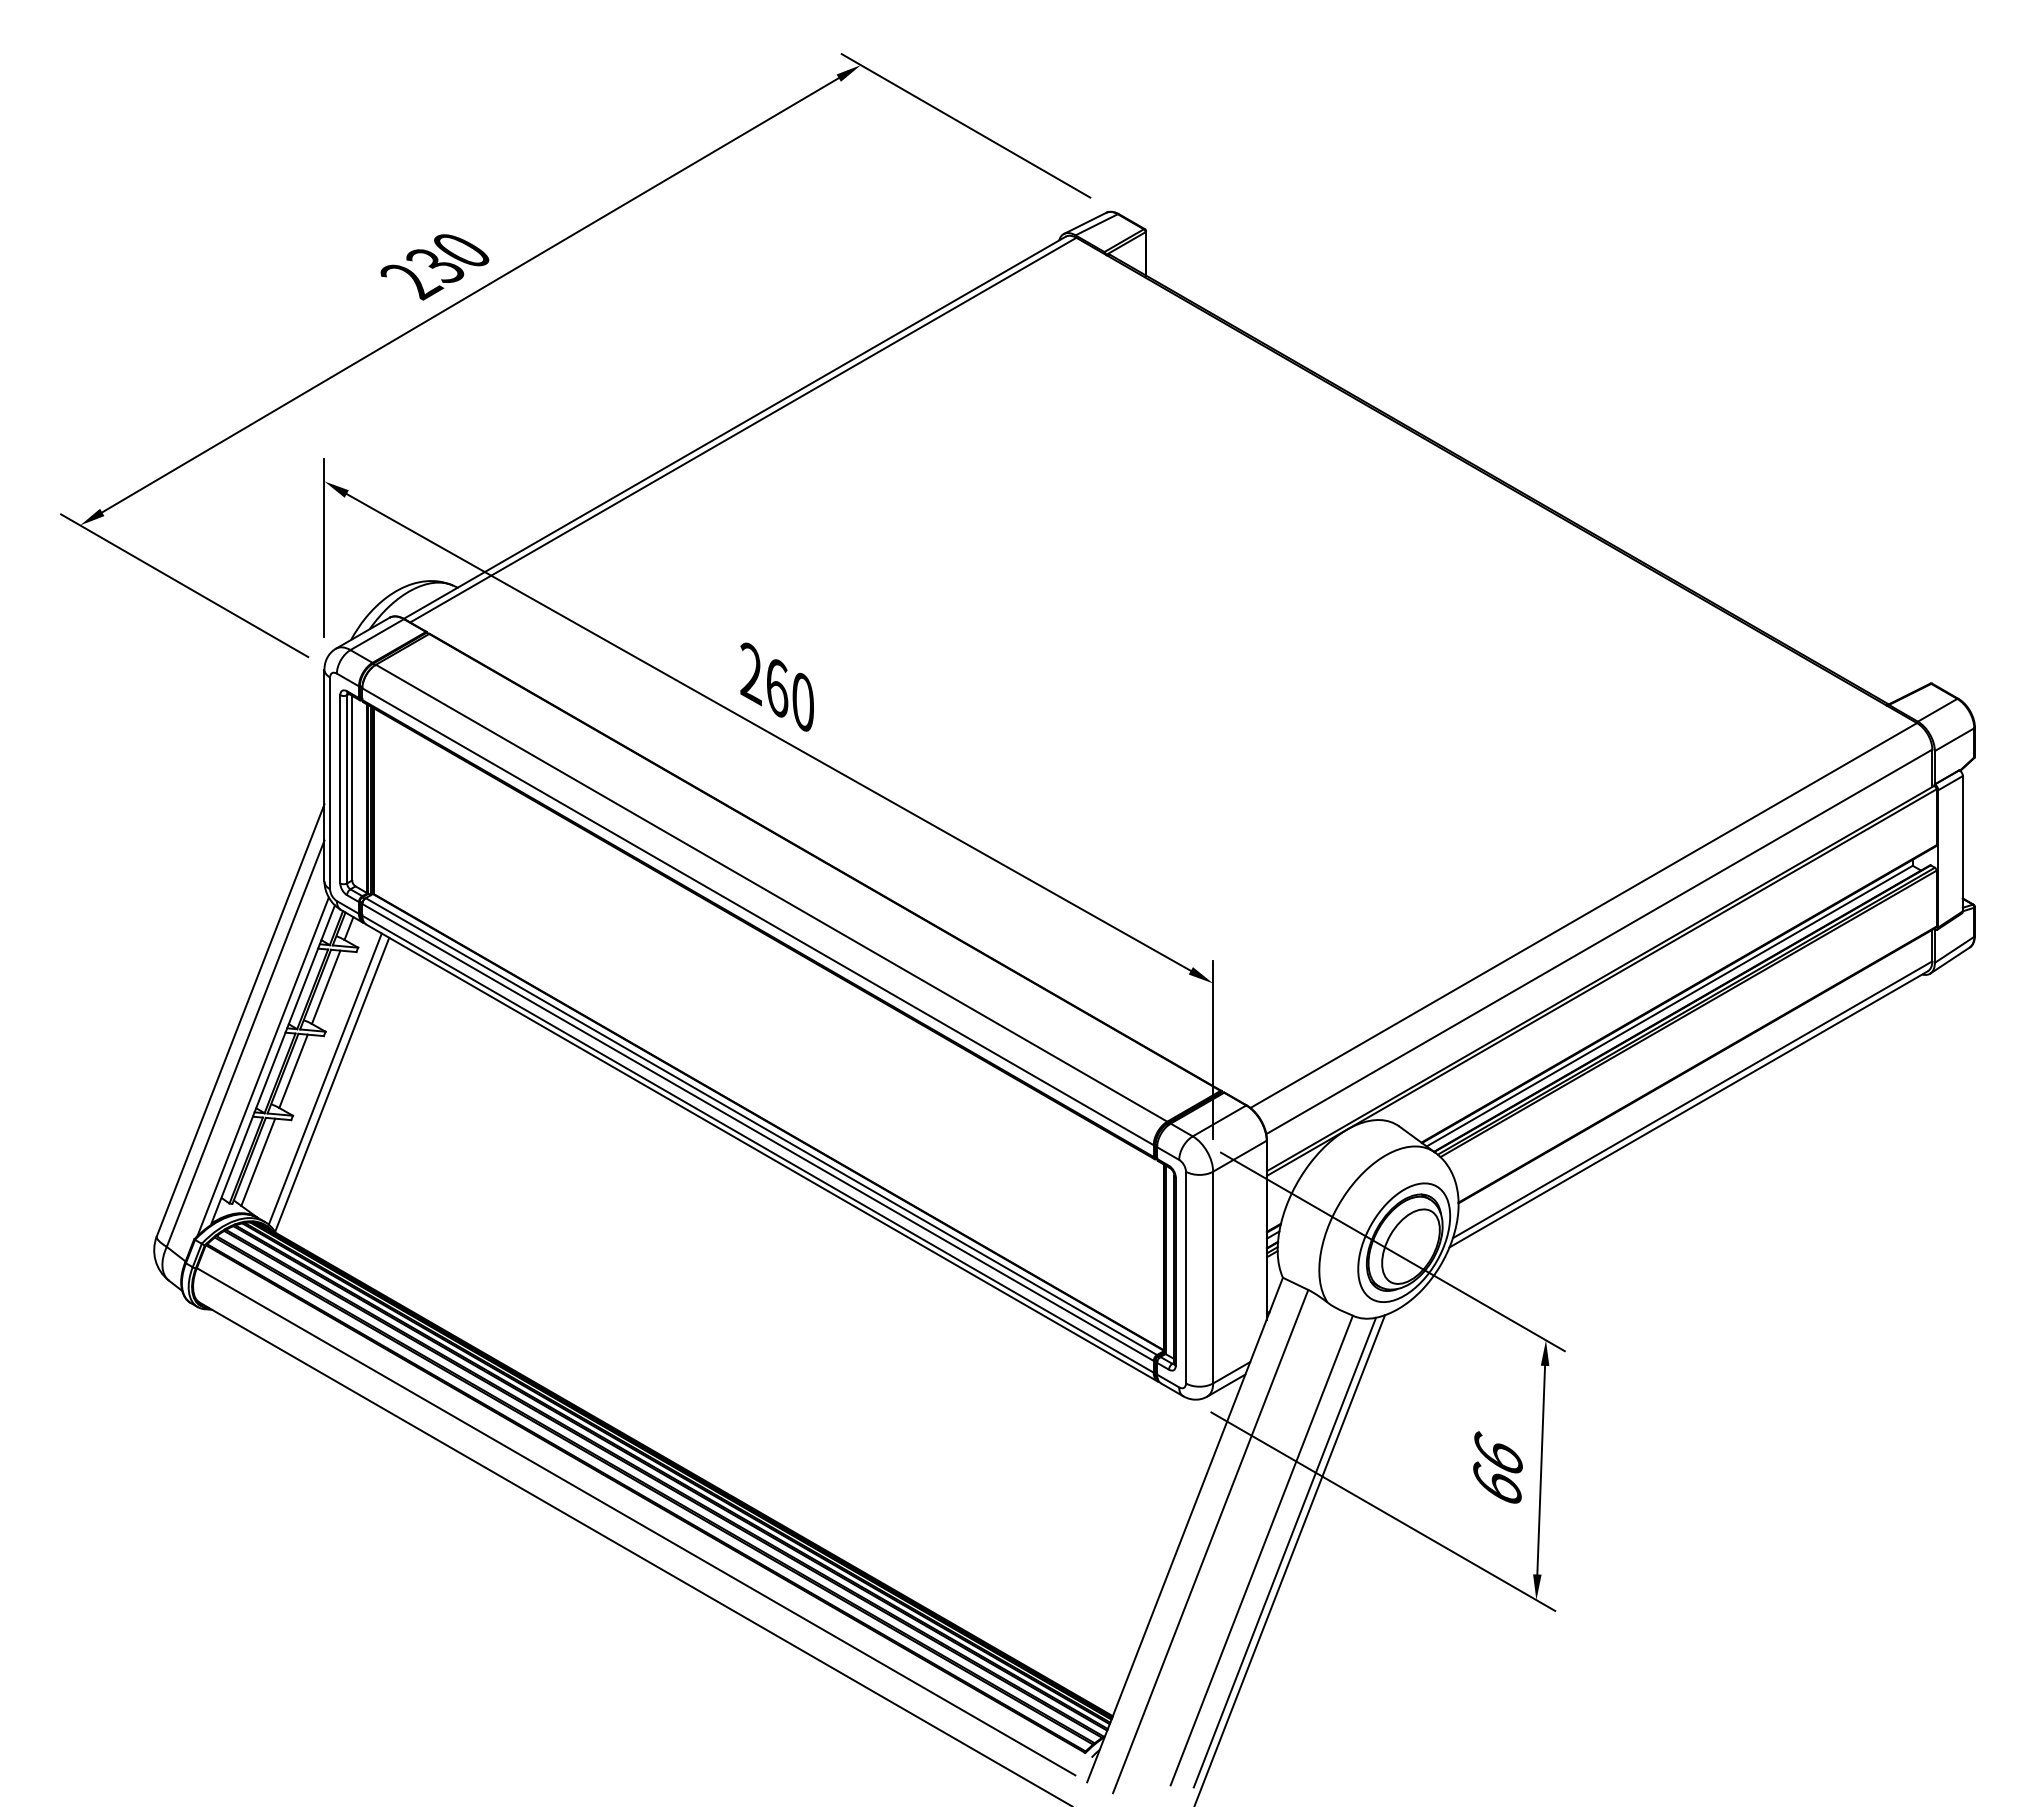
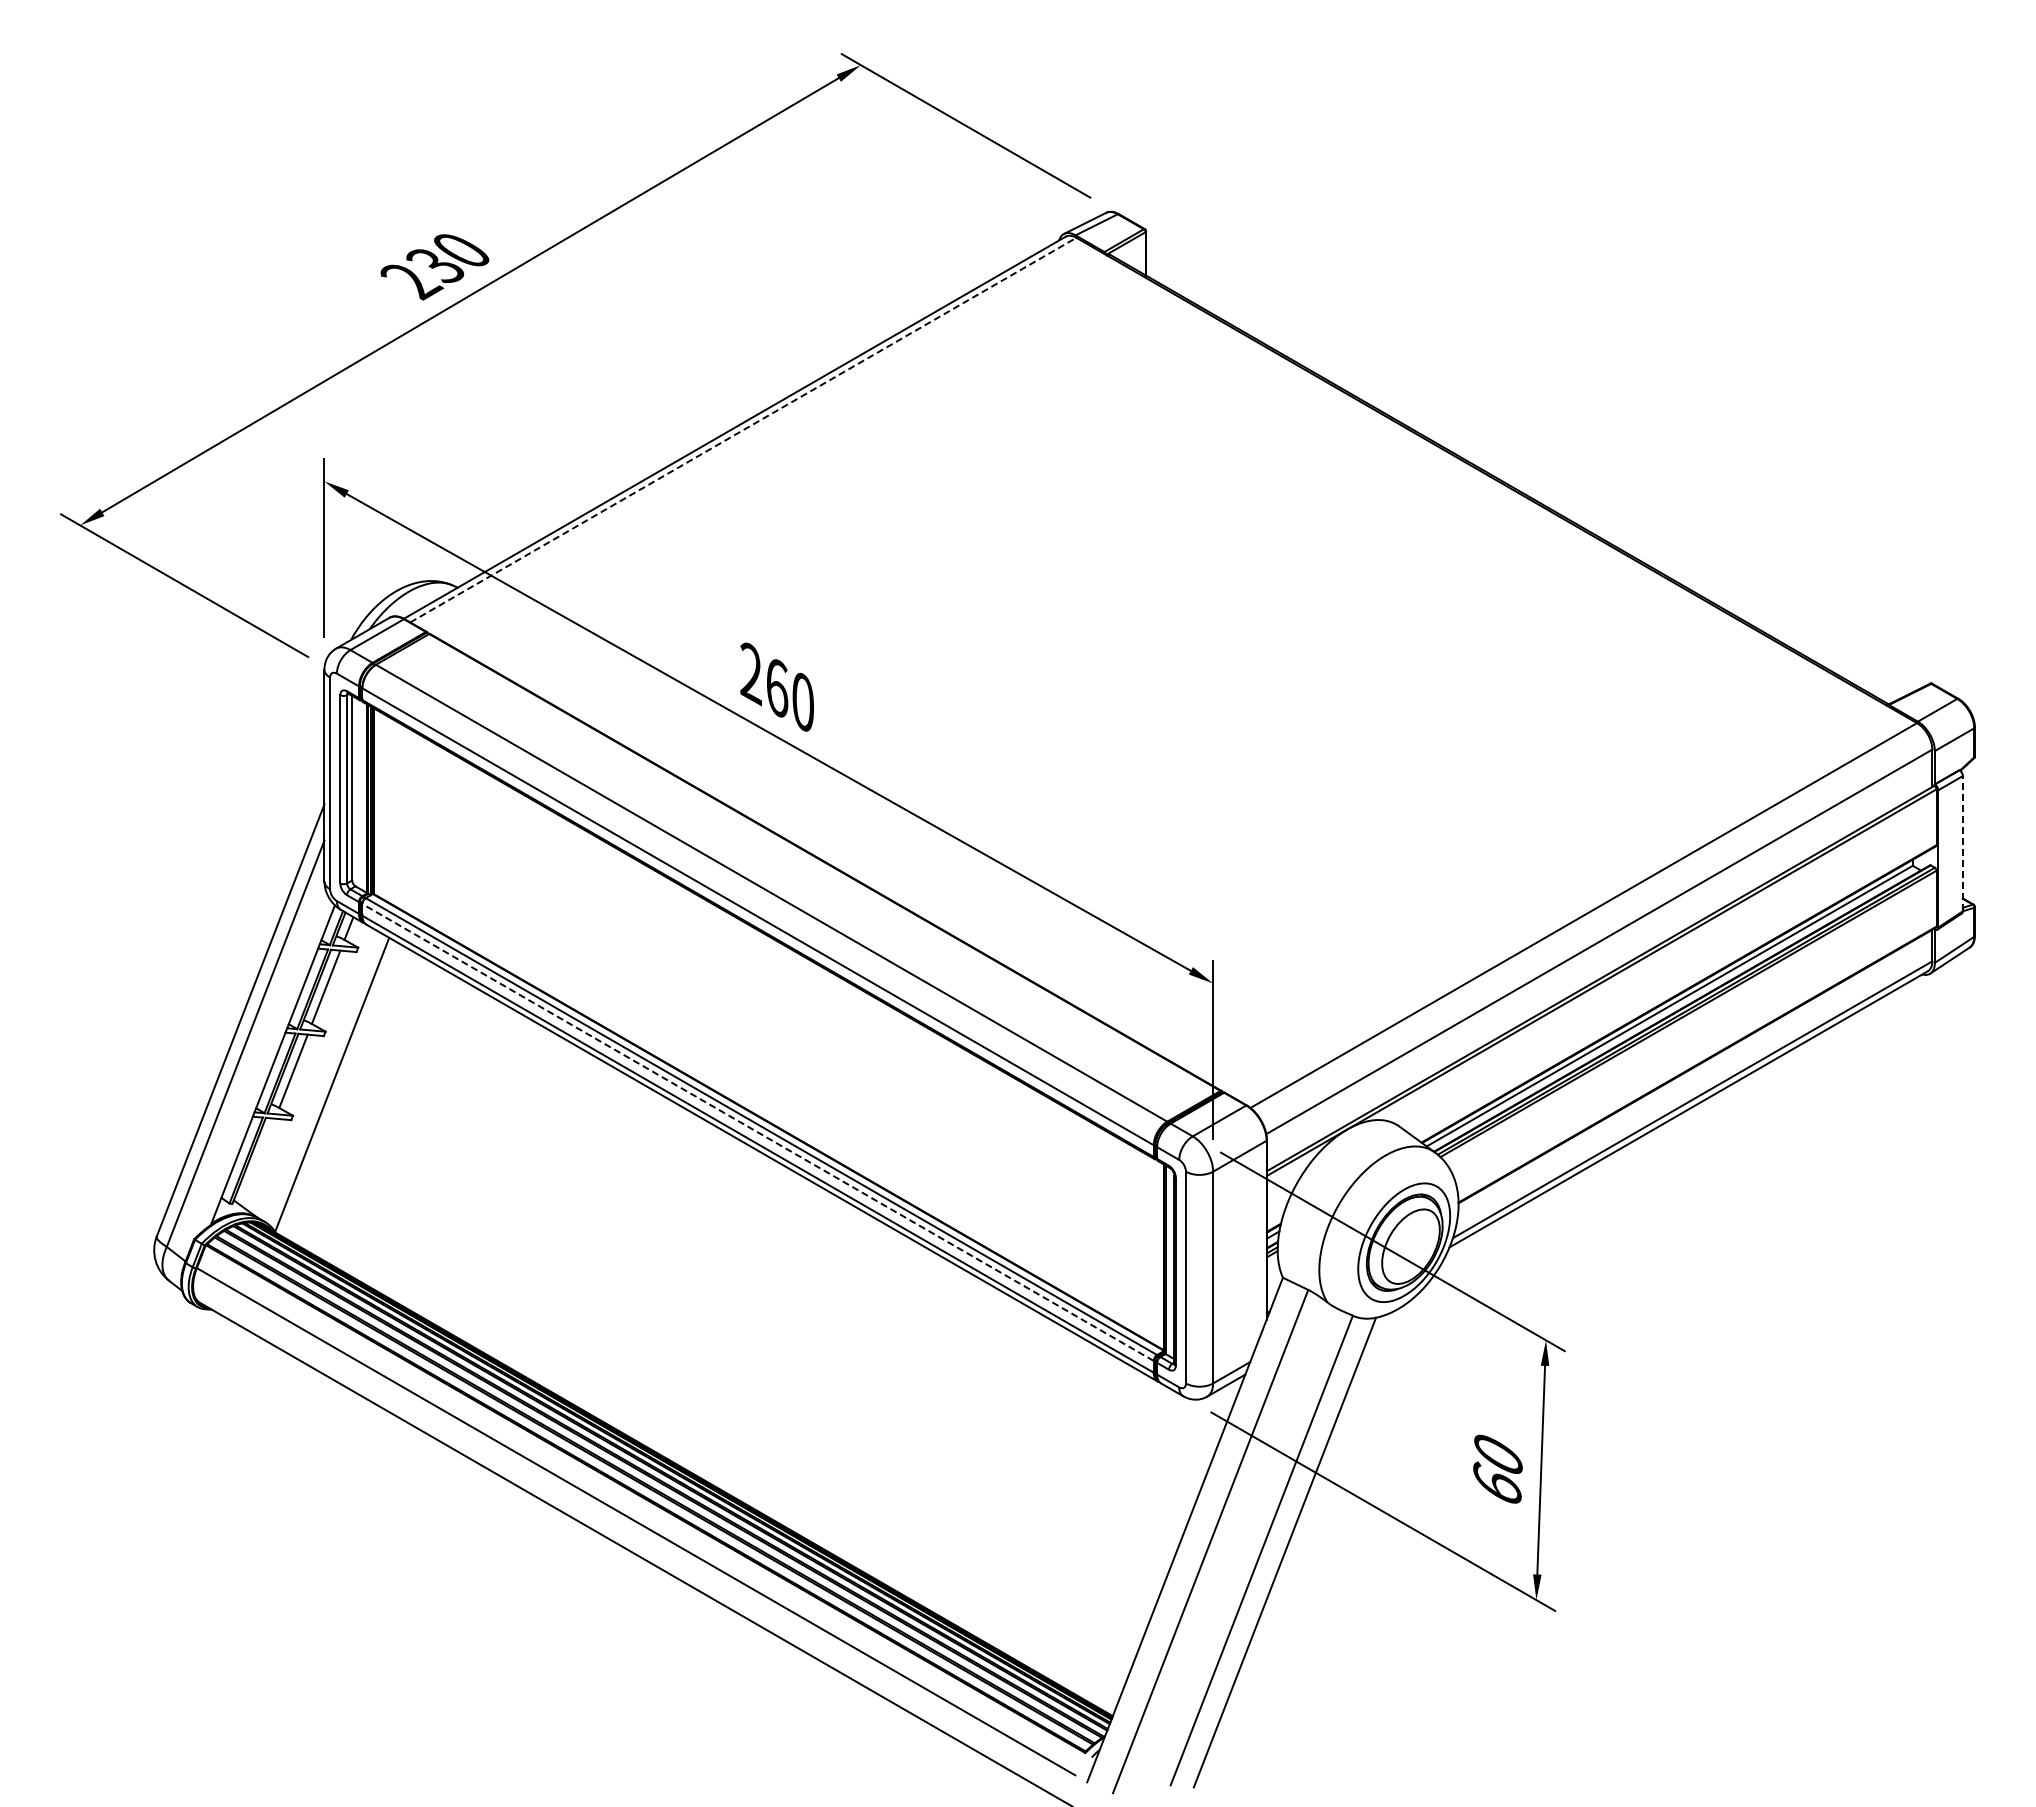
line: solid -> dashed (743, 430)
line: solid -> dashed (1962, 843)
line: present -> none (262, 1066)
line: present -> none (324, 1078)
line: solid -> dashed (758, 1132)
line: present -> none (258, 1161)
text: 66 -> 60 (1498, 1452)
line: present -> none (1290, 1559)
